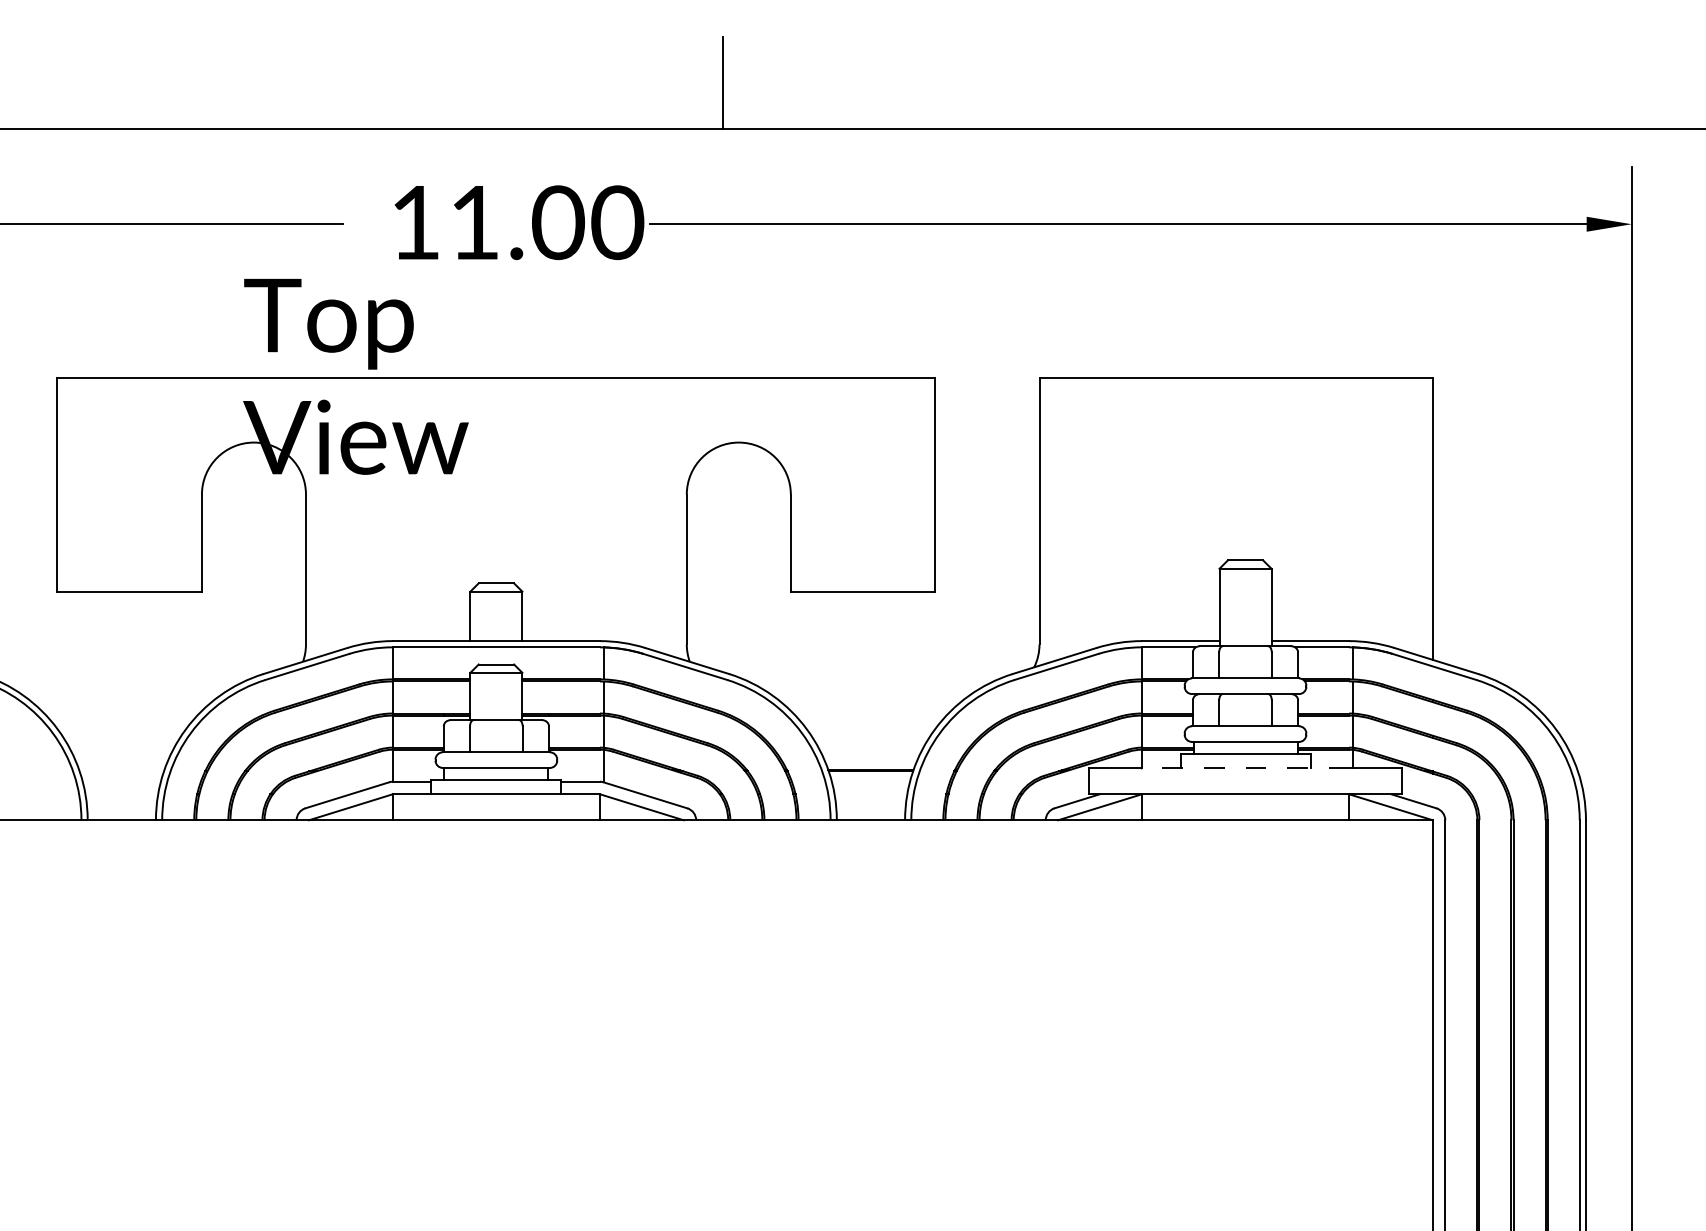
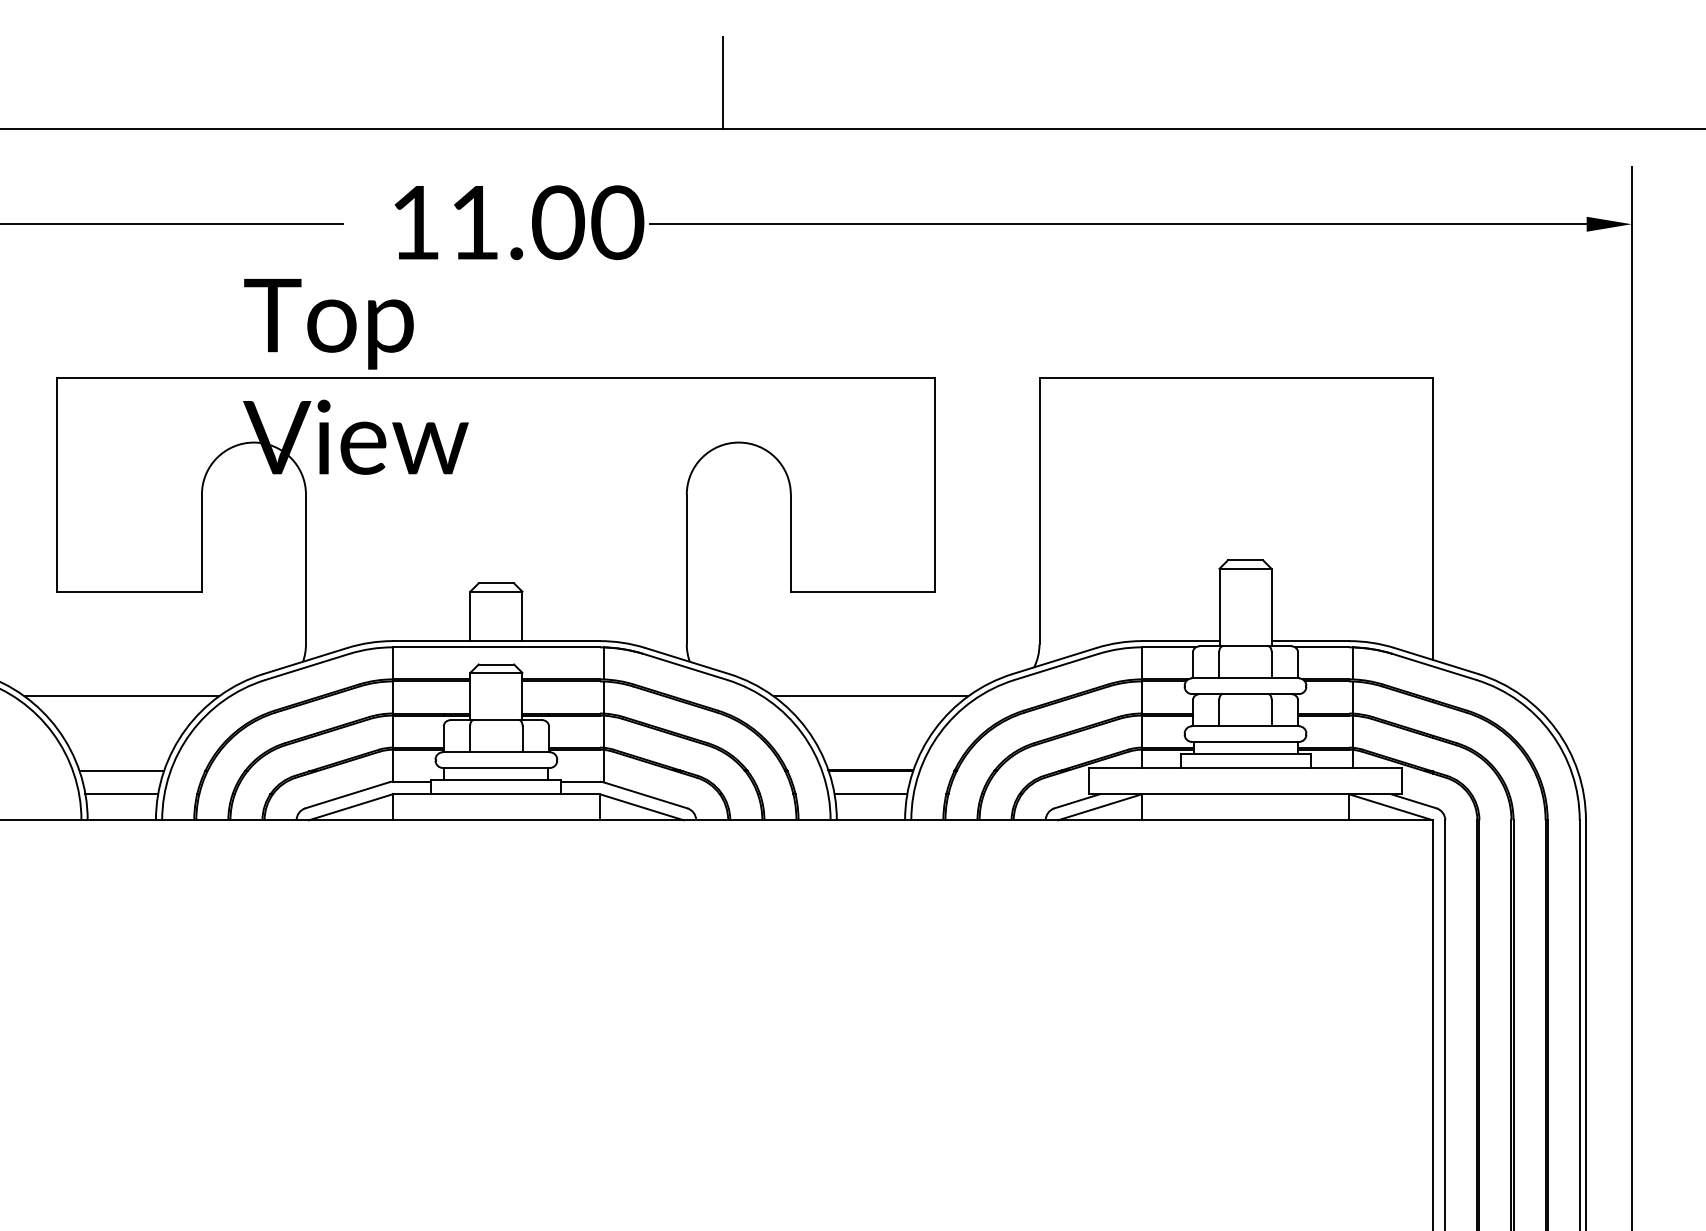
line: none -> present (121, 696)
line: none -> present (870, 696)
line: dashed -> solid (1245, 768)
line: none -> present (121, 771)
line: none -> present (121, 794)
line: none -> present (870, 794)
